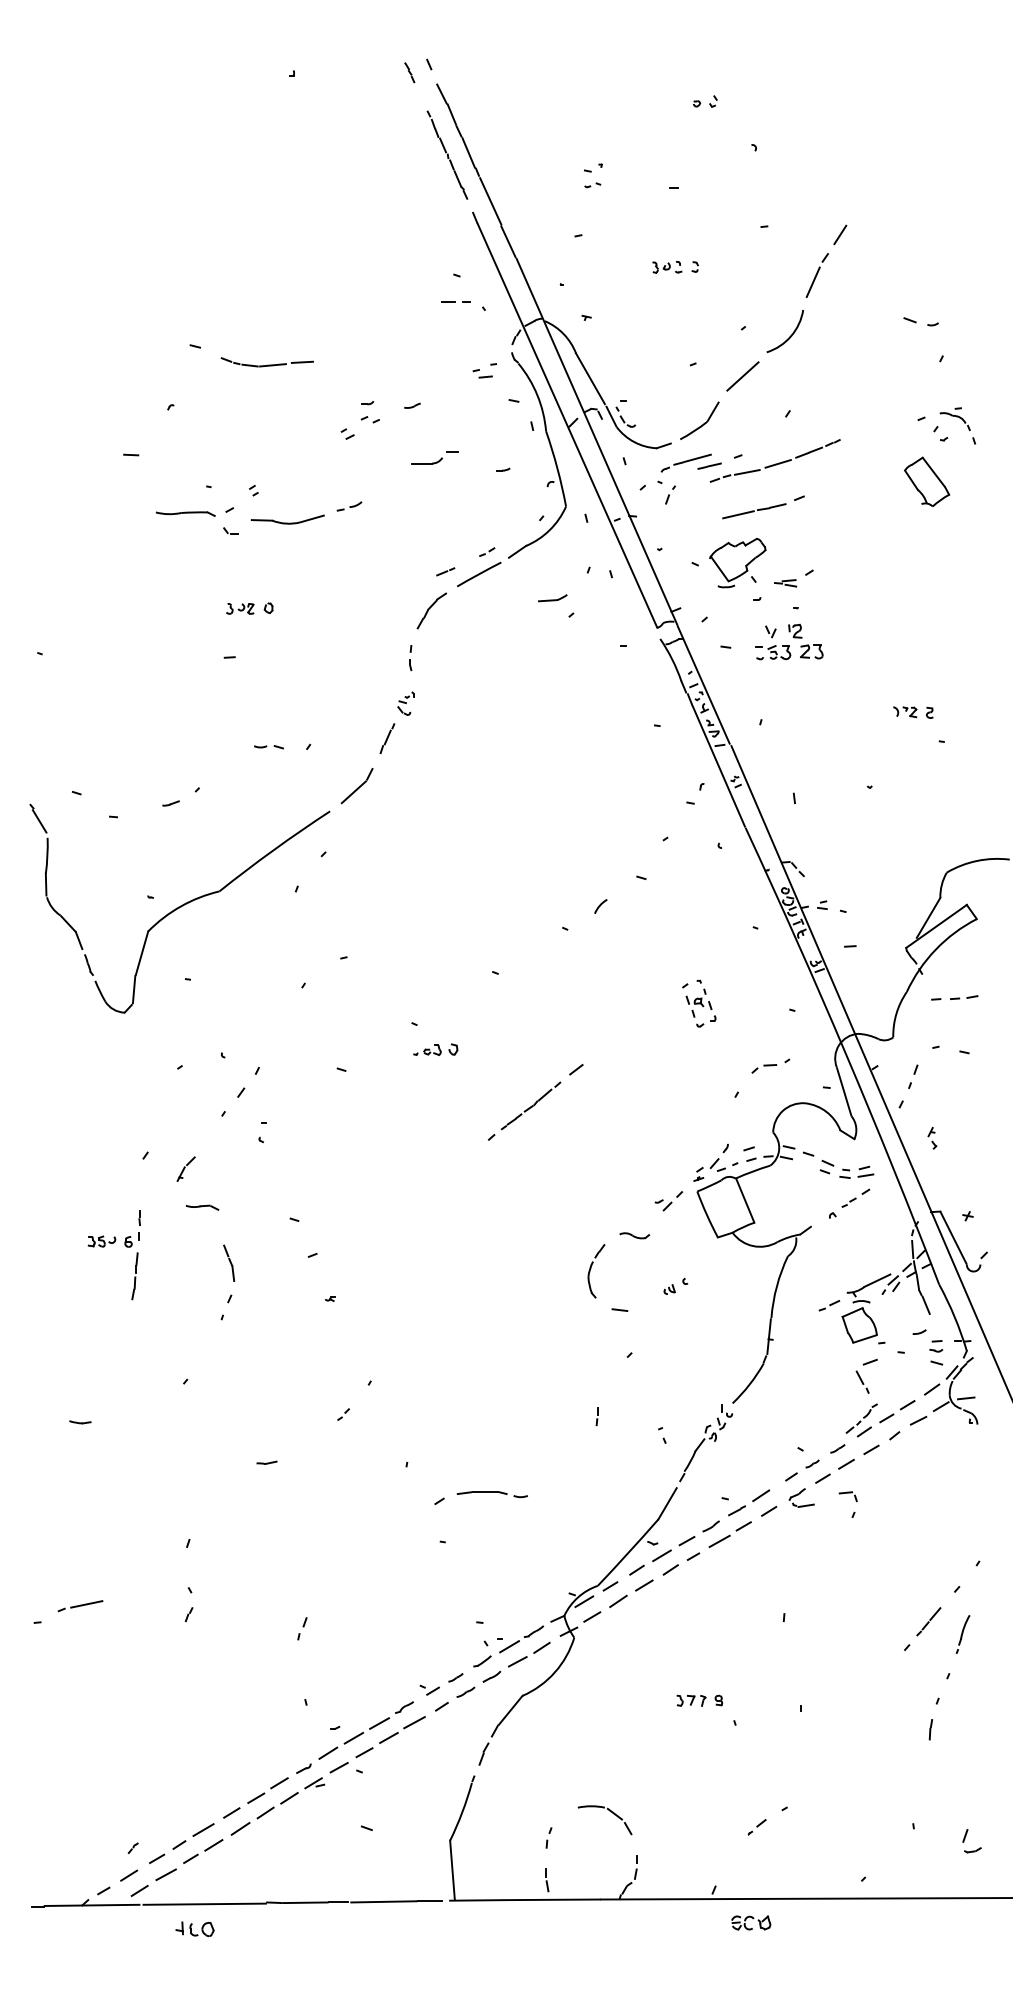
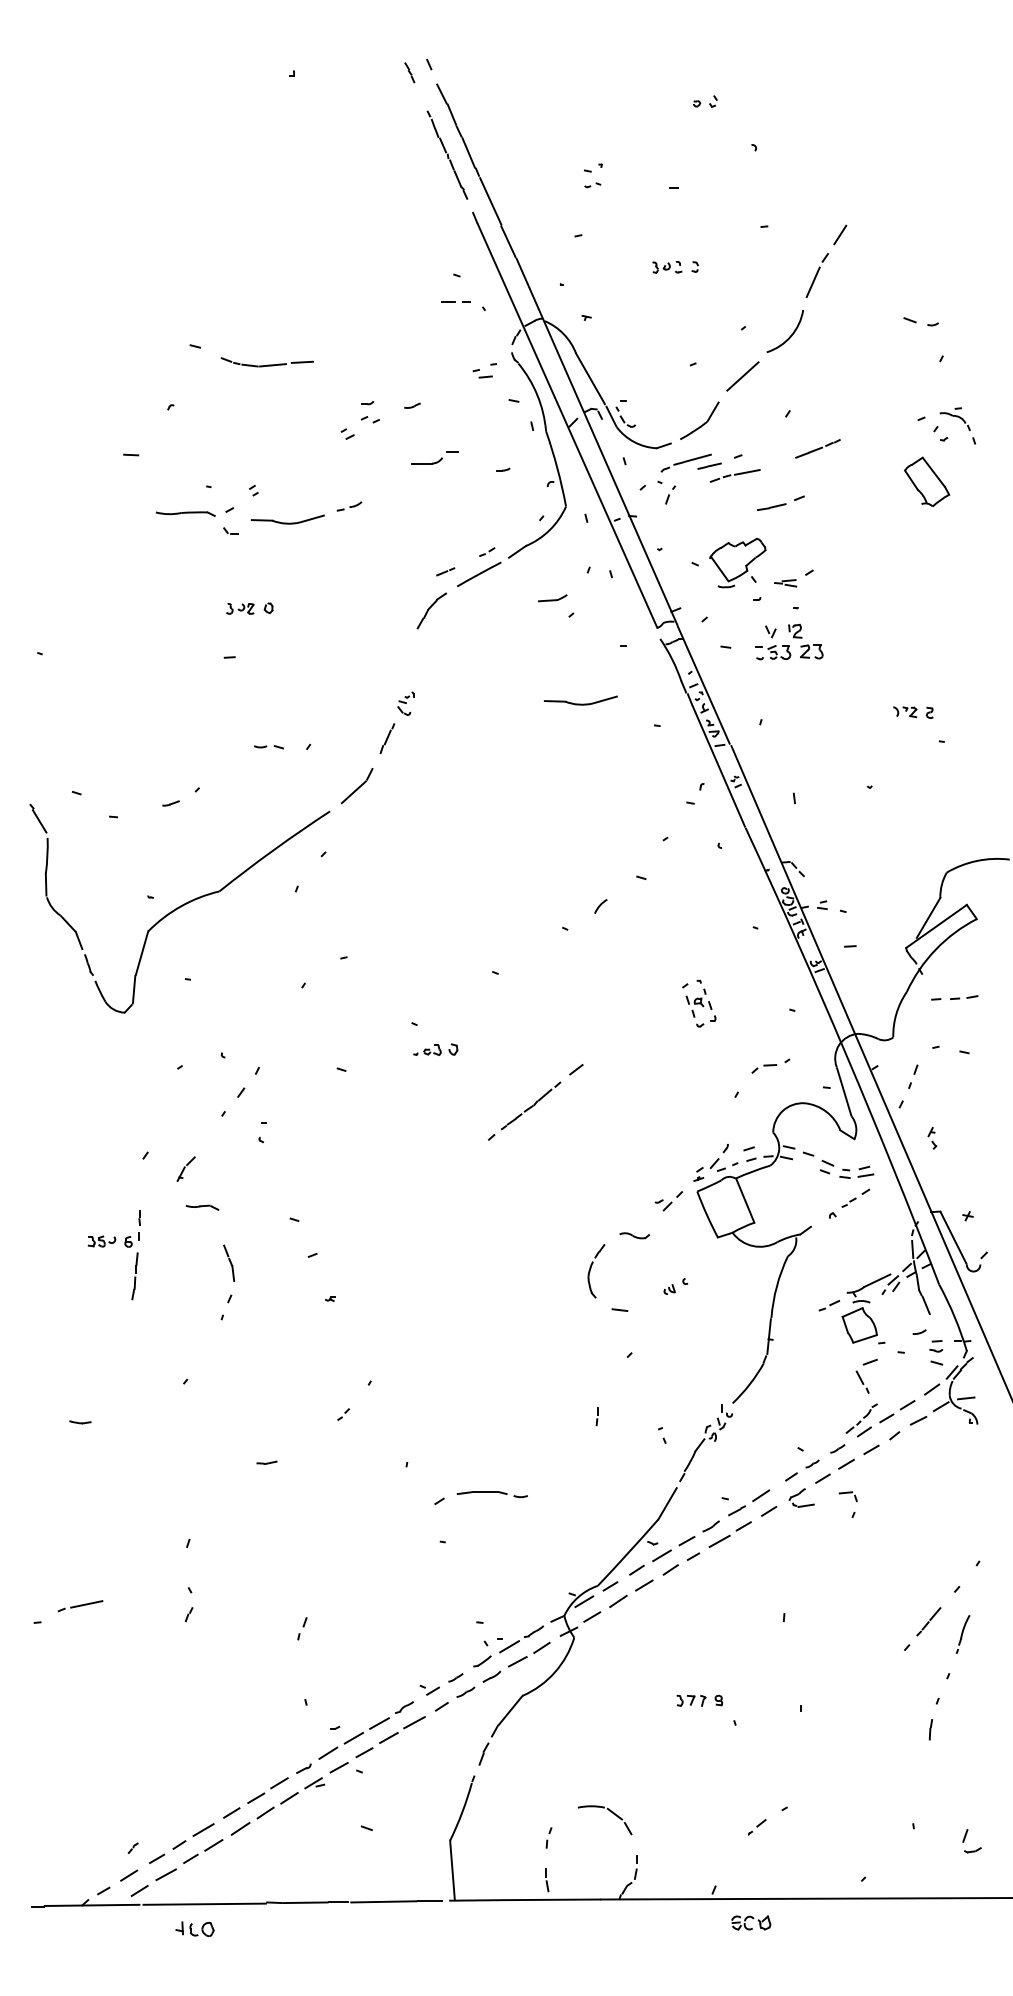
line: present -> none (777, 463)
line: present -> none (738, 514)
part: present -> none (410, 657)
part: none -> present (580, 700)
